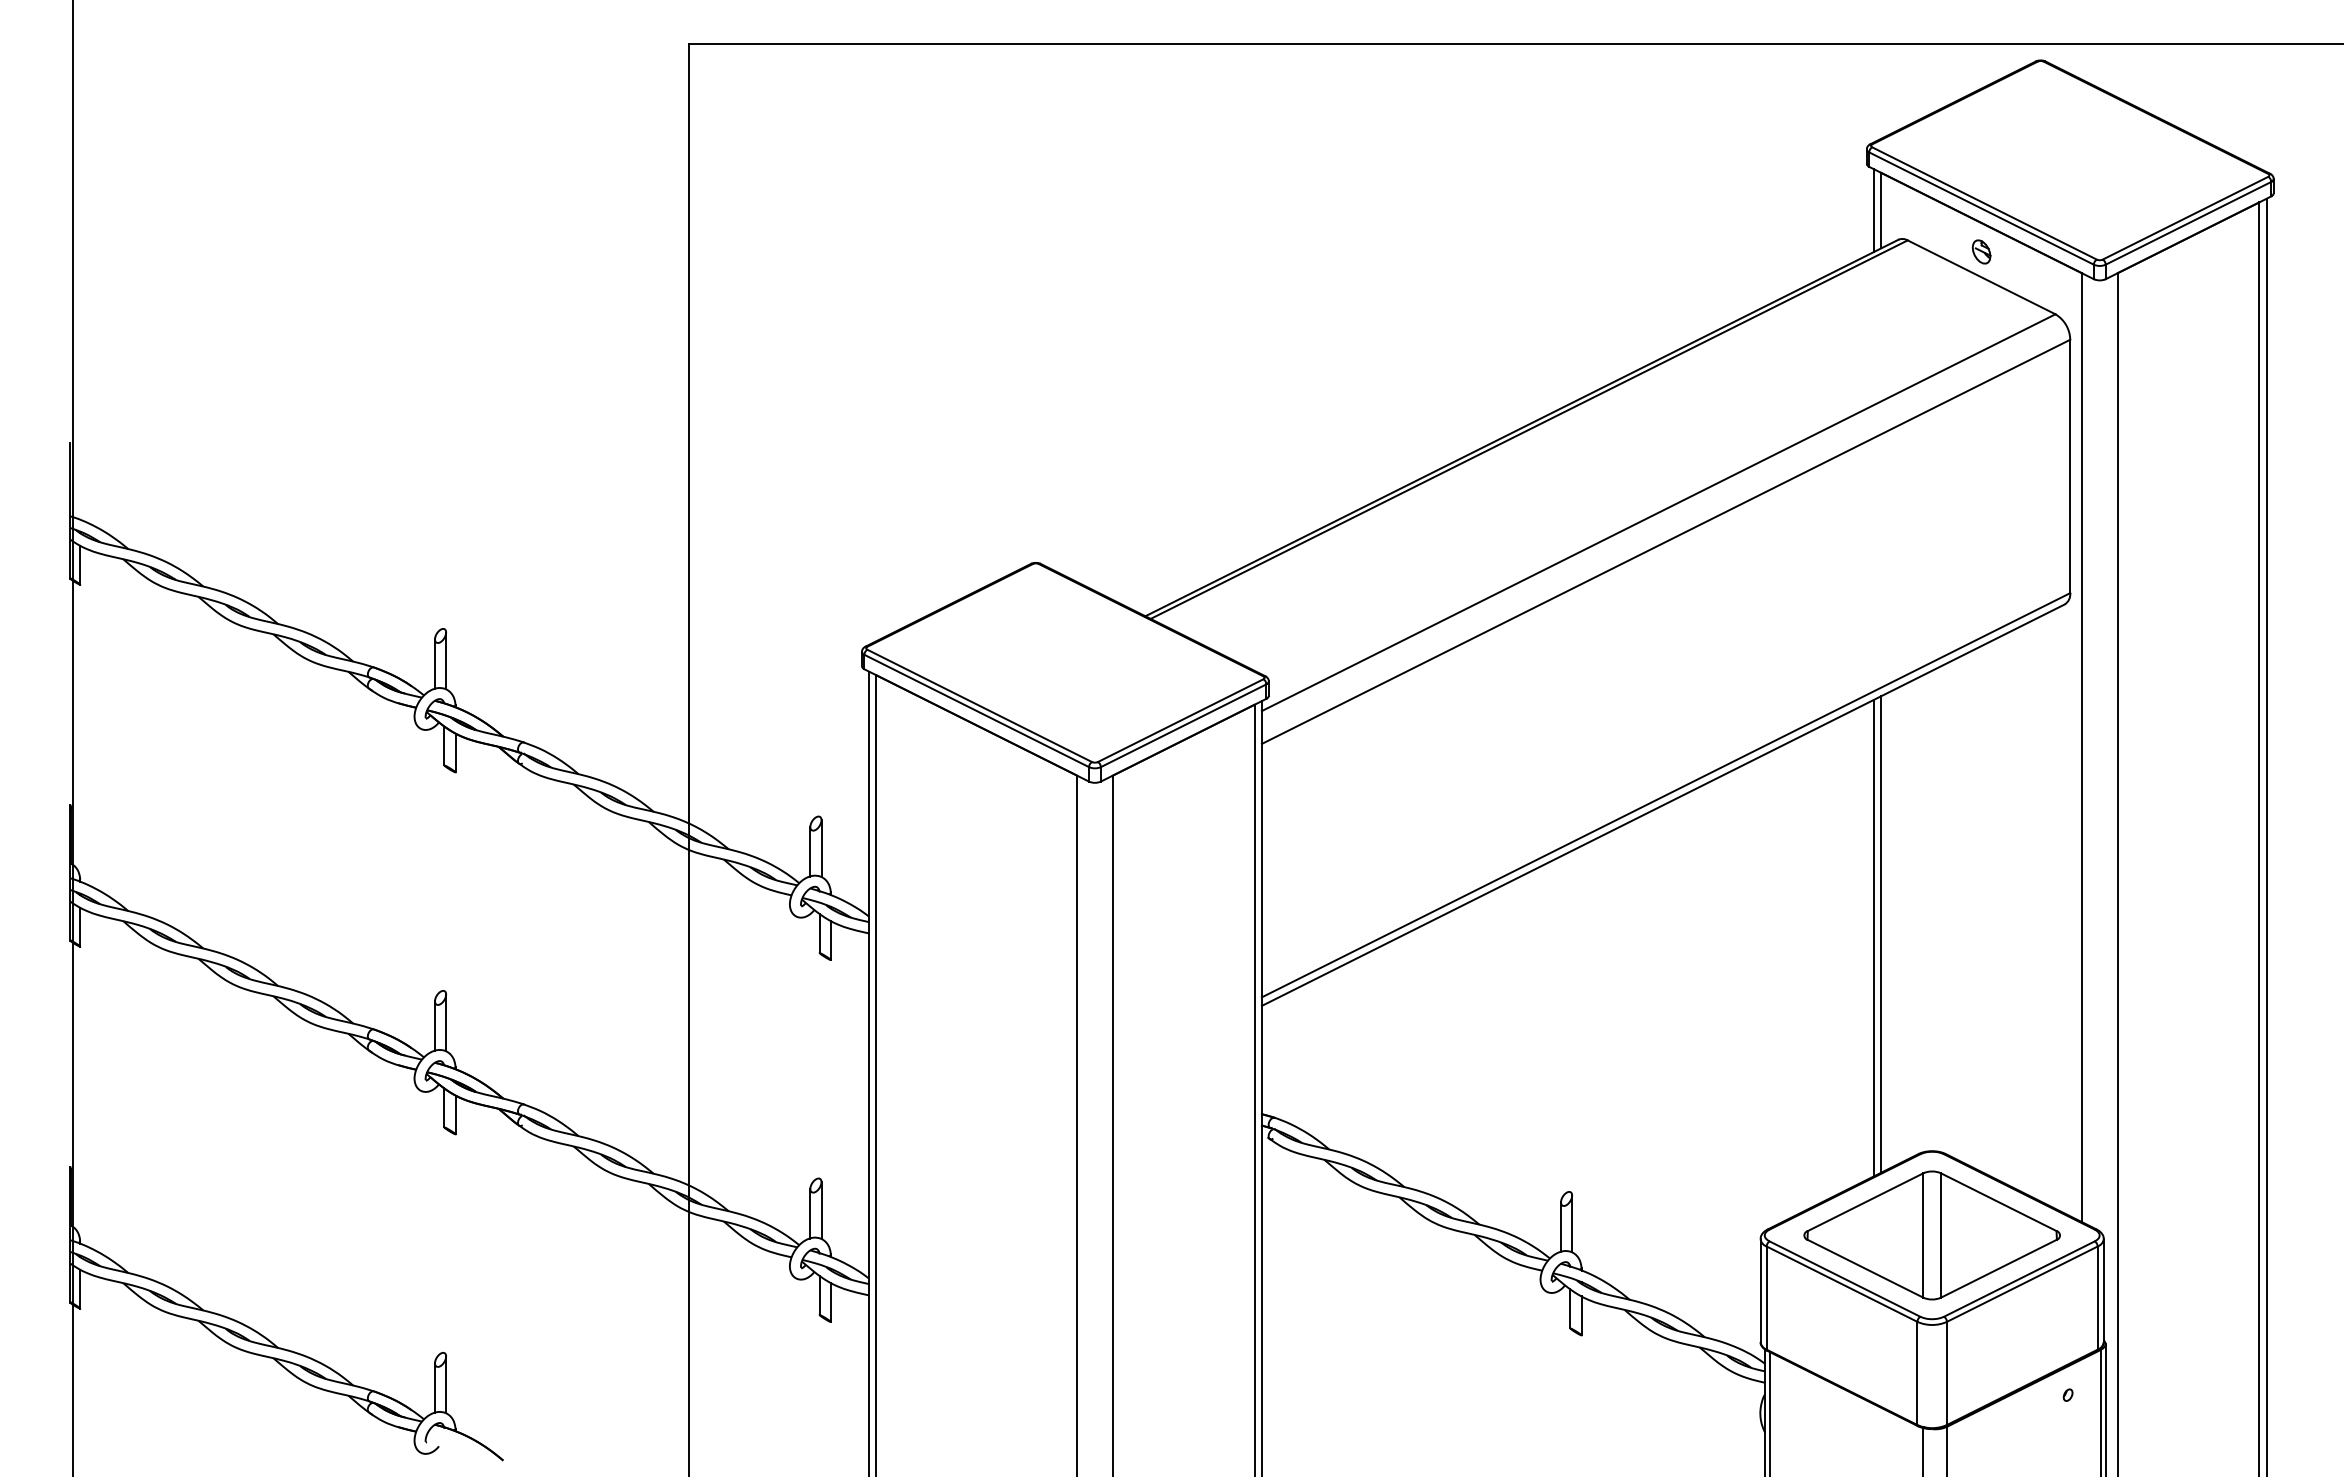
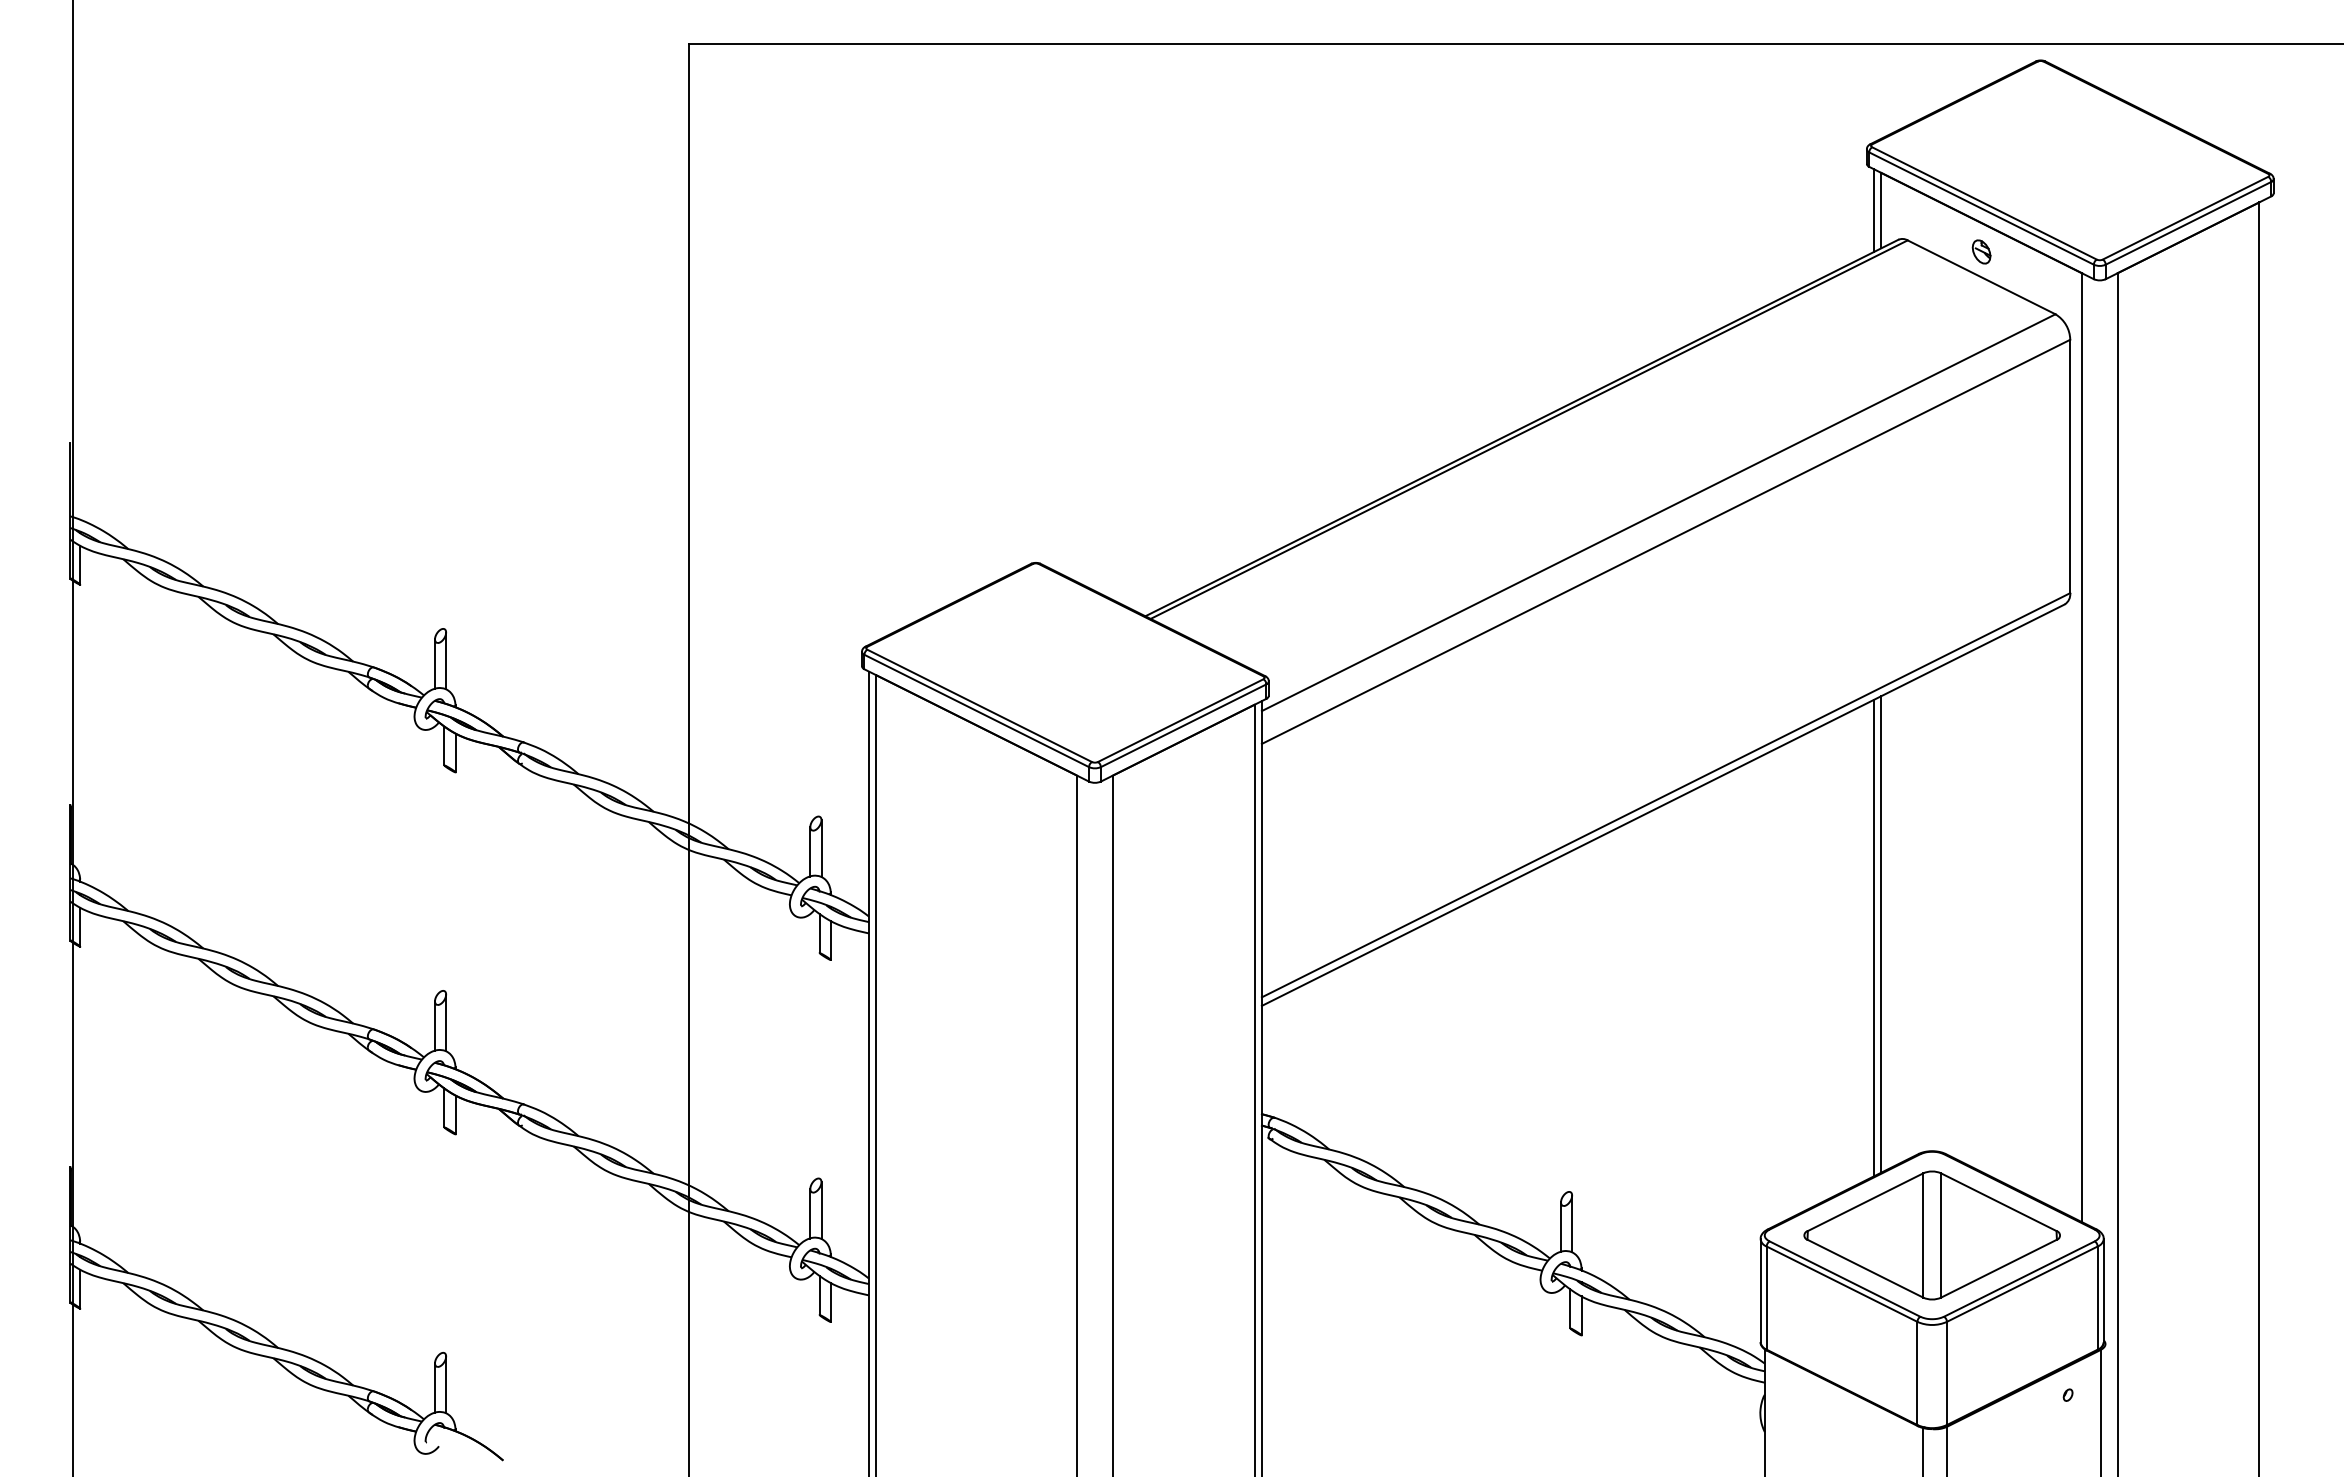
line: present -> none (2266, 835)
line: present -> none (2105, 1408)
line: present -> none (1769, 1412)
